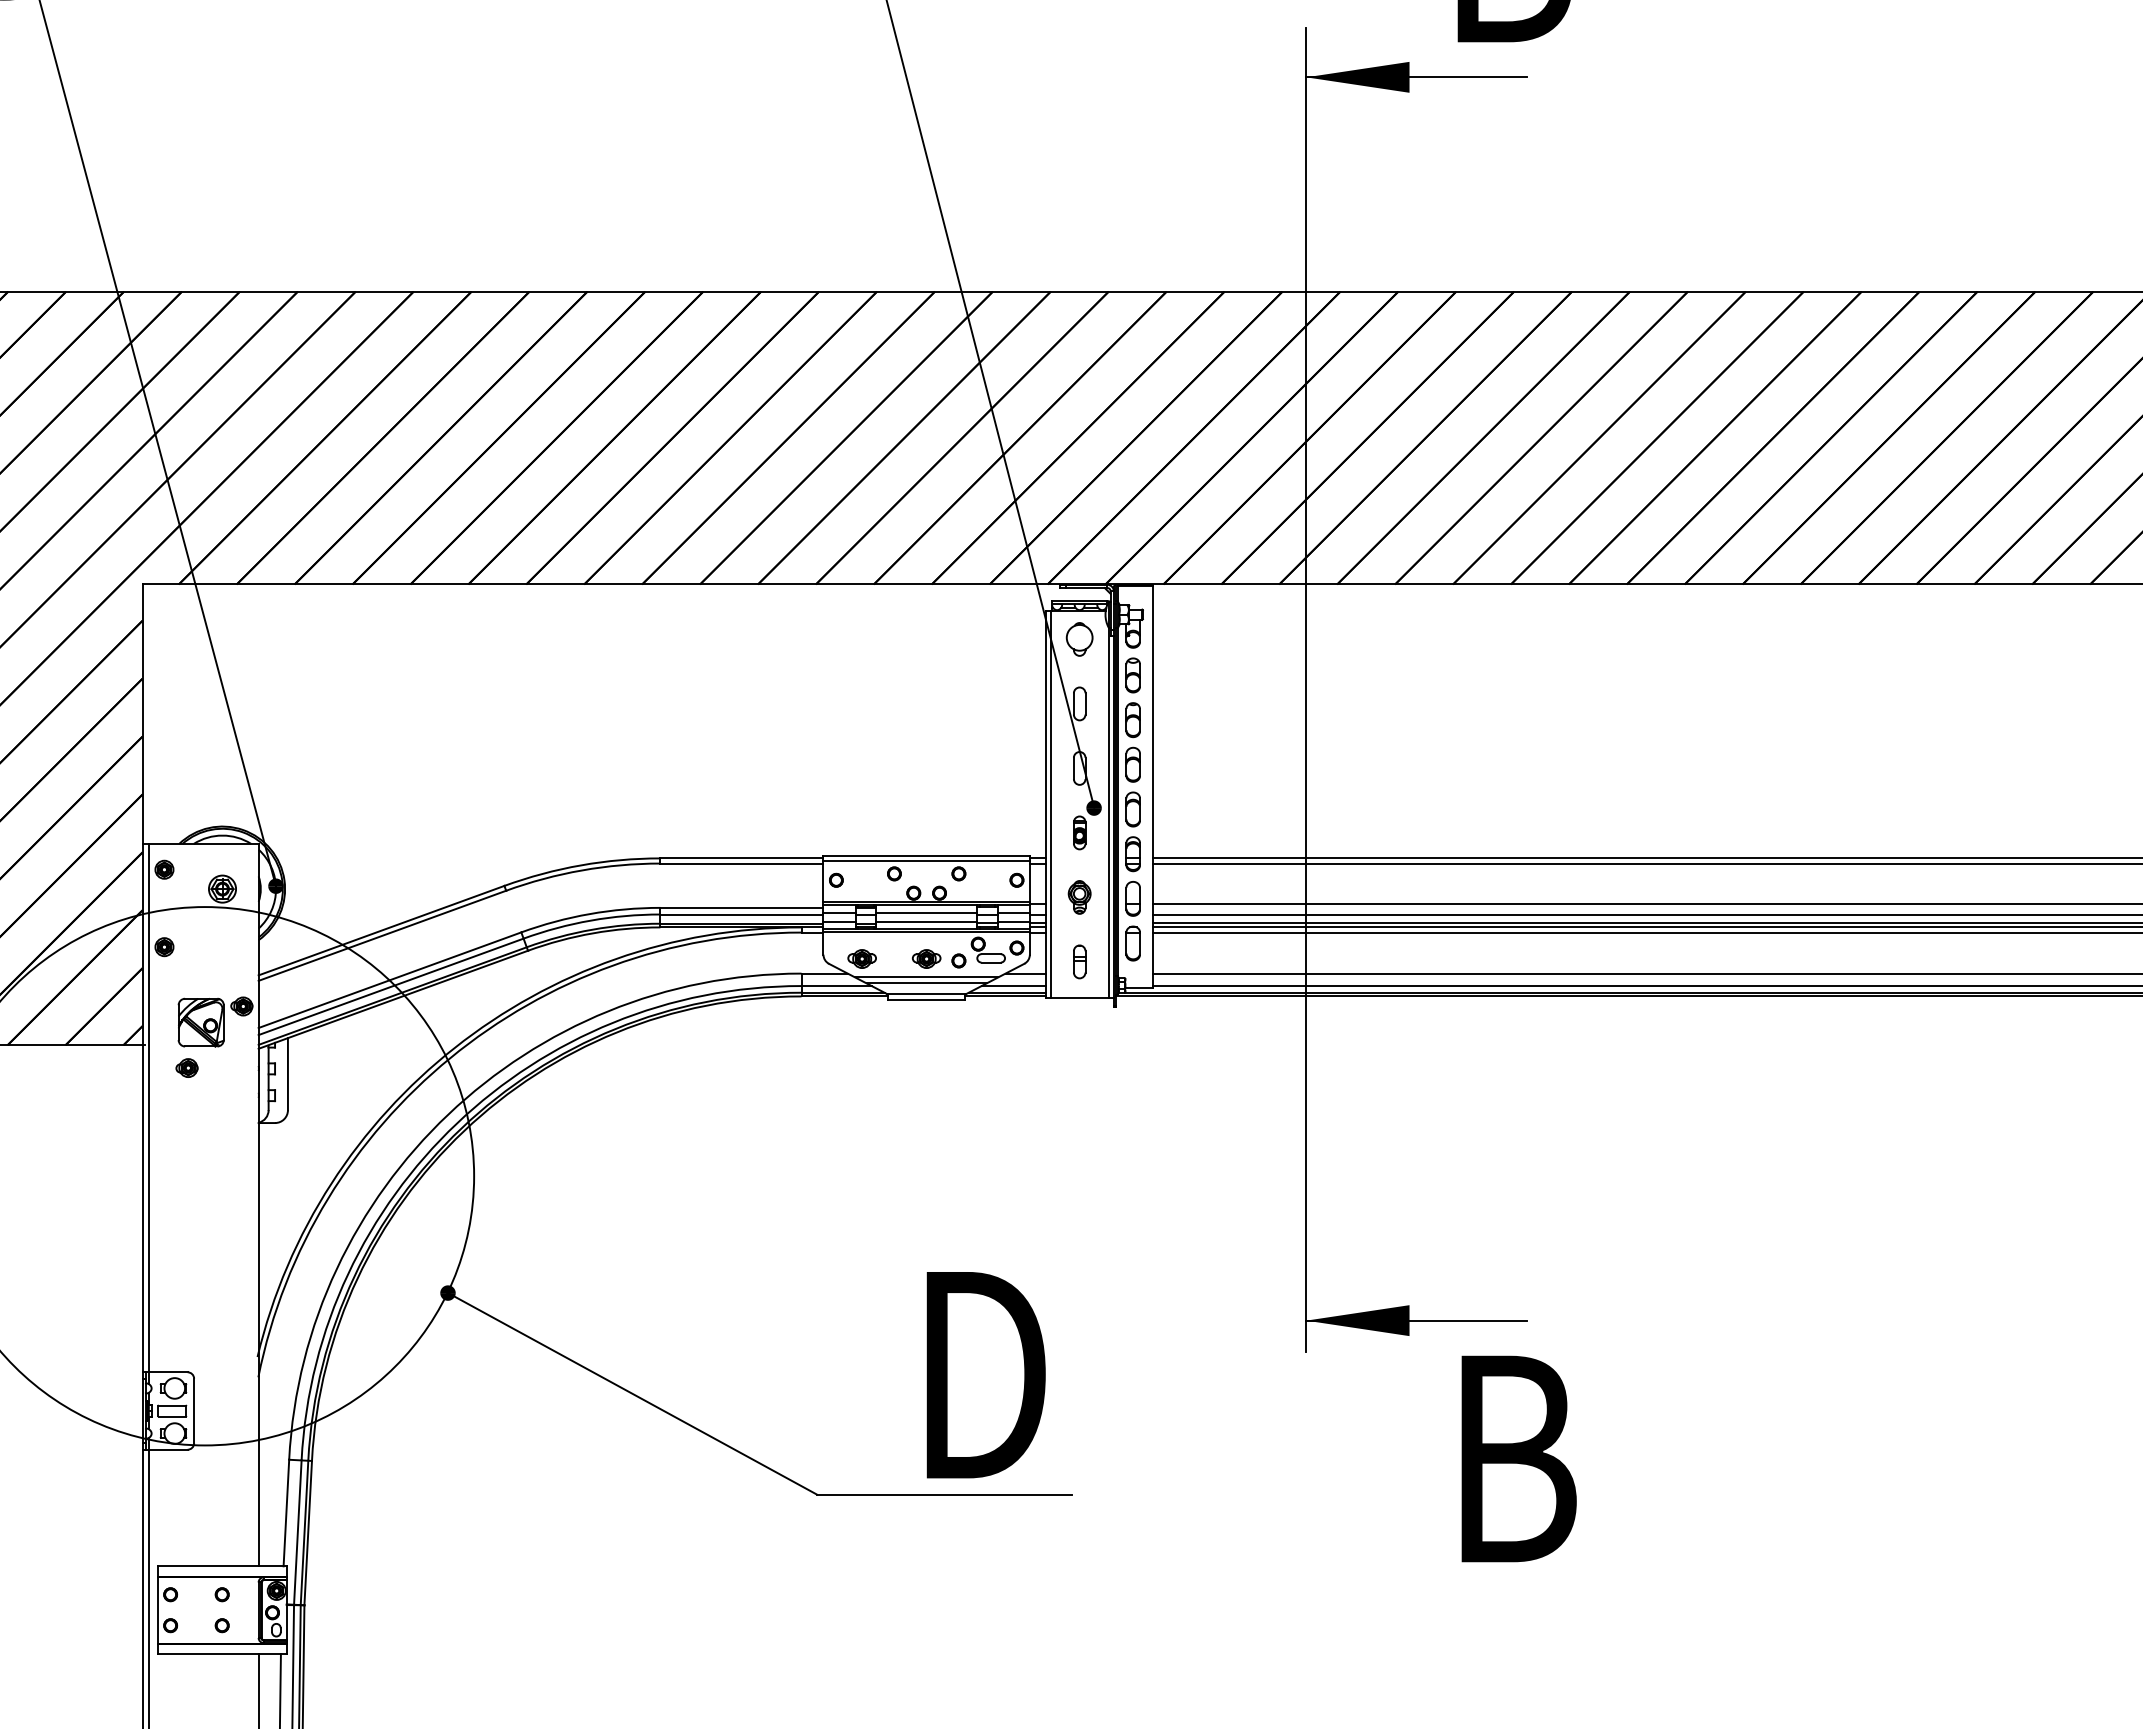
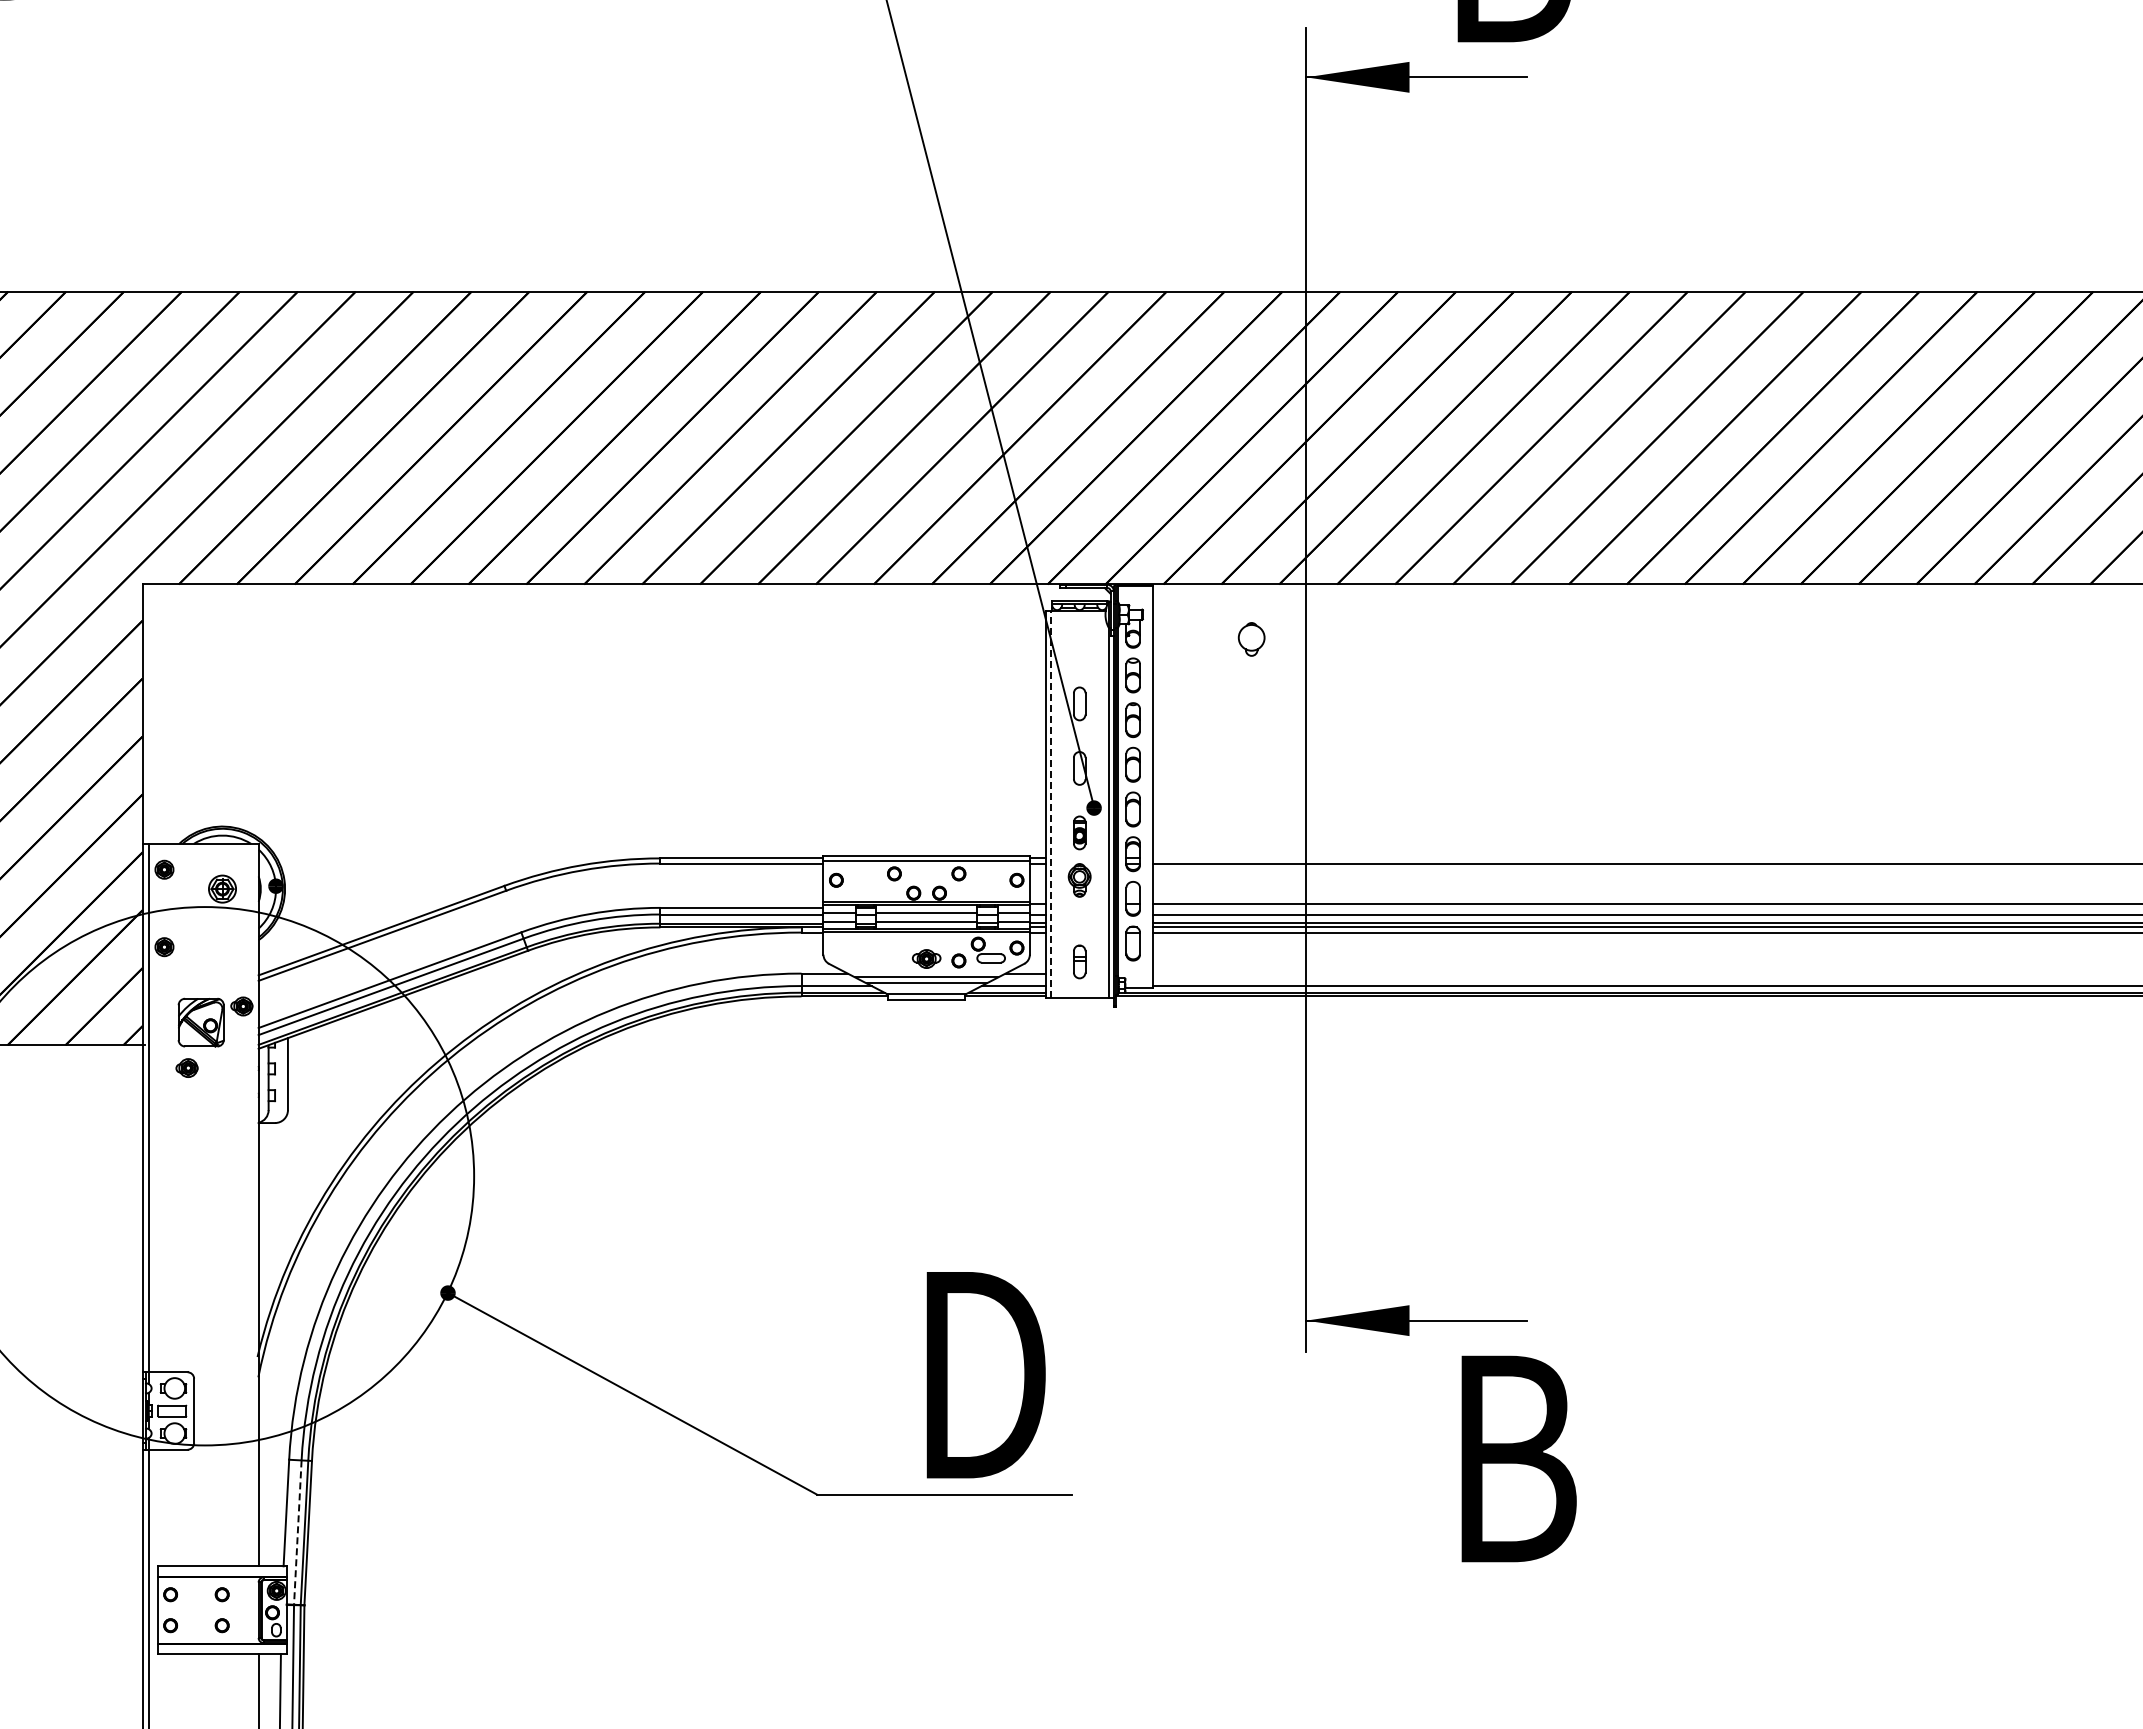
line: present -> none (157, 444)
part position: (1079, 639) -> (1251, 639) (1251, 639)
line: solid -> dashed (1050, 804)
line: present -> none (1645, 858)
part position: (1079, 897) -> (1079, 880) (1079, 880)
part: present -> none (861, 958)
line: present -> none (1645, 973)
line: solid -> dashed (297, 1533)
